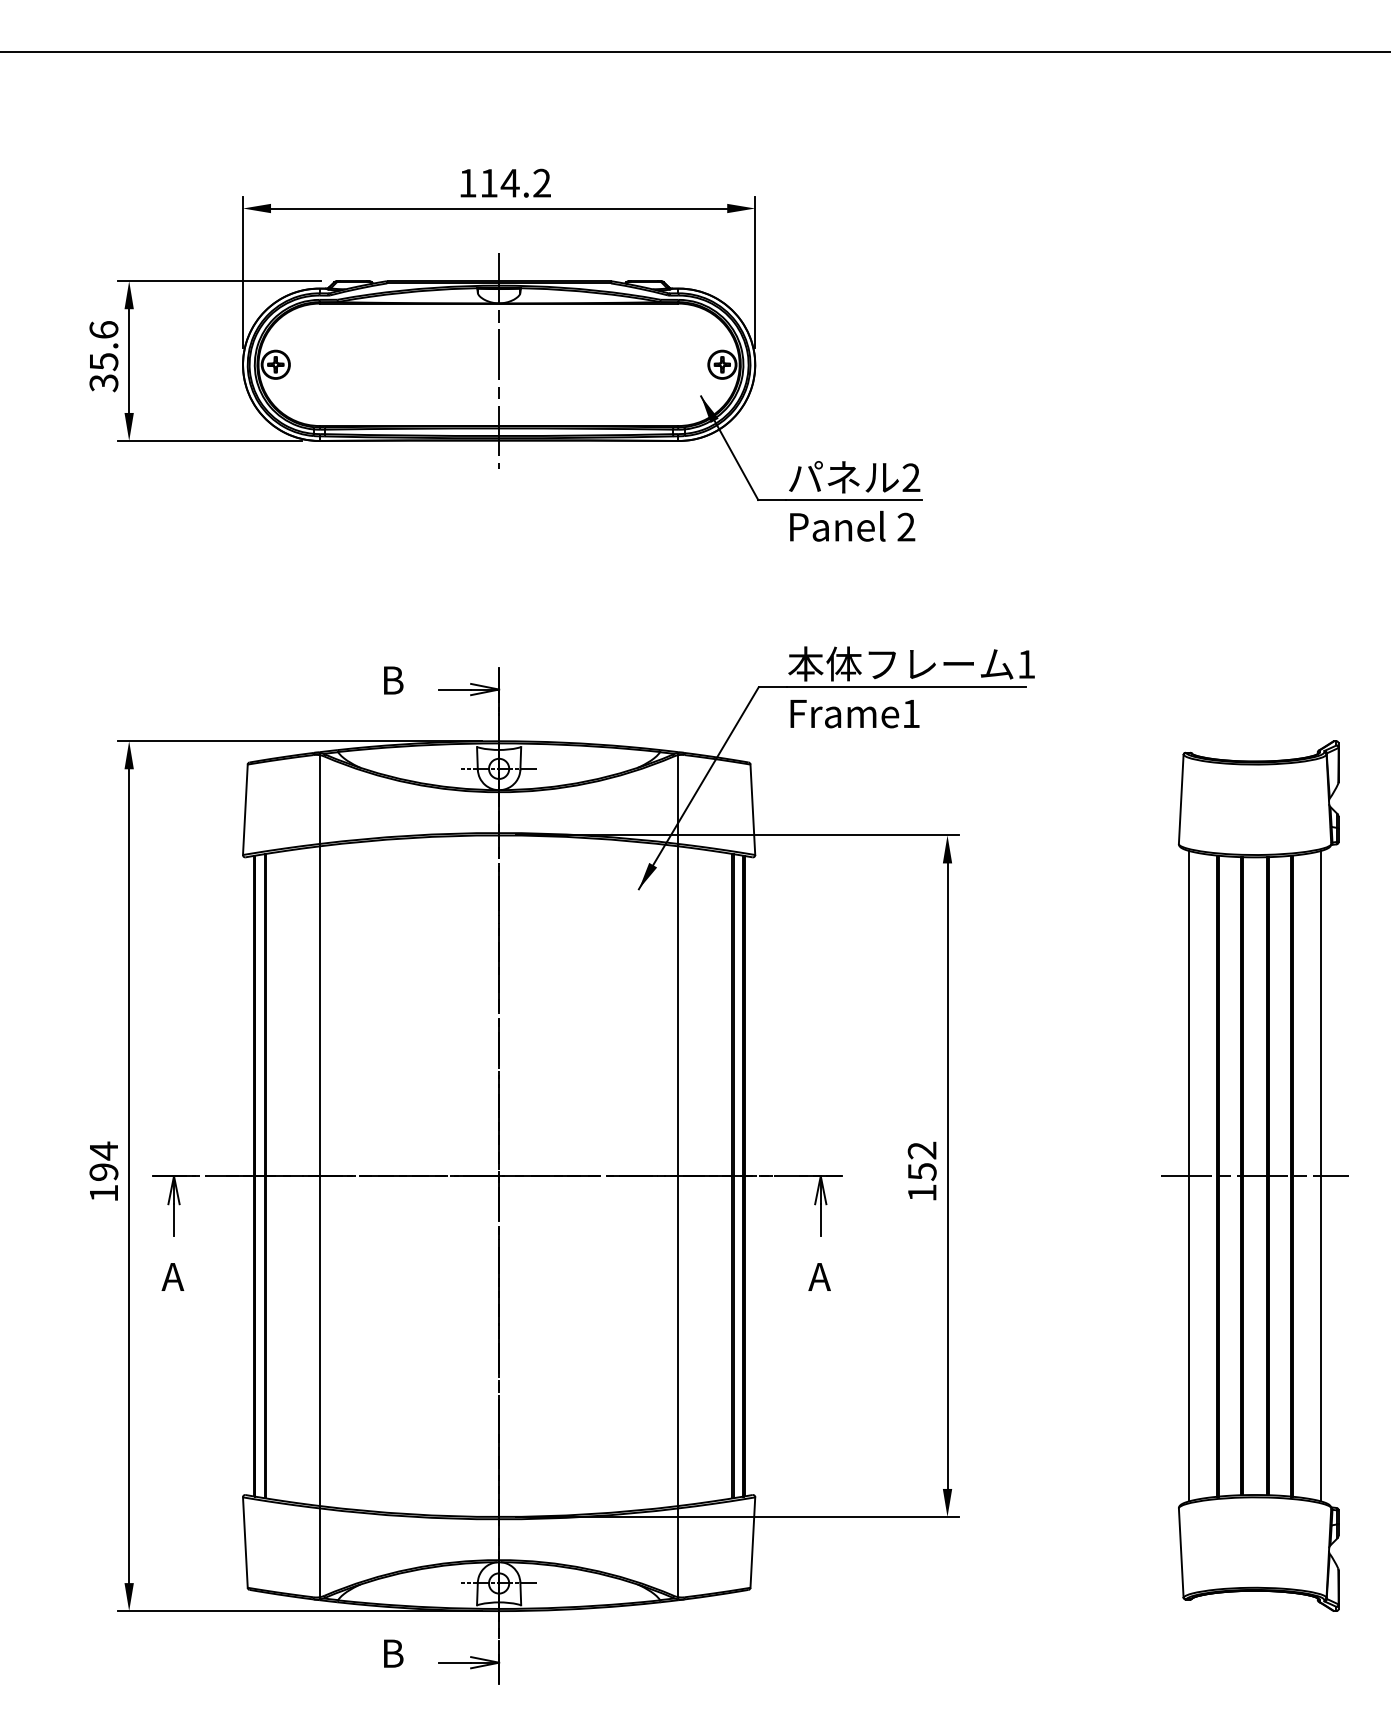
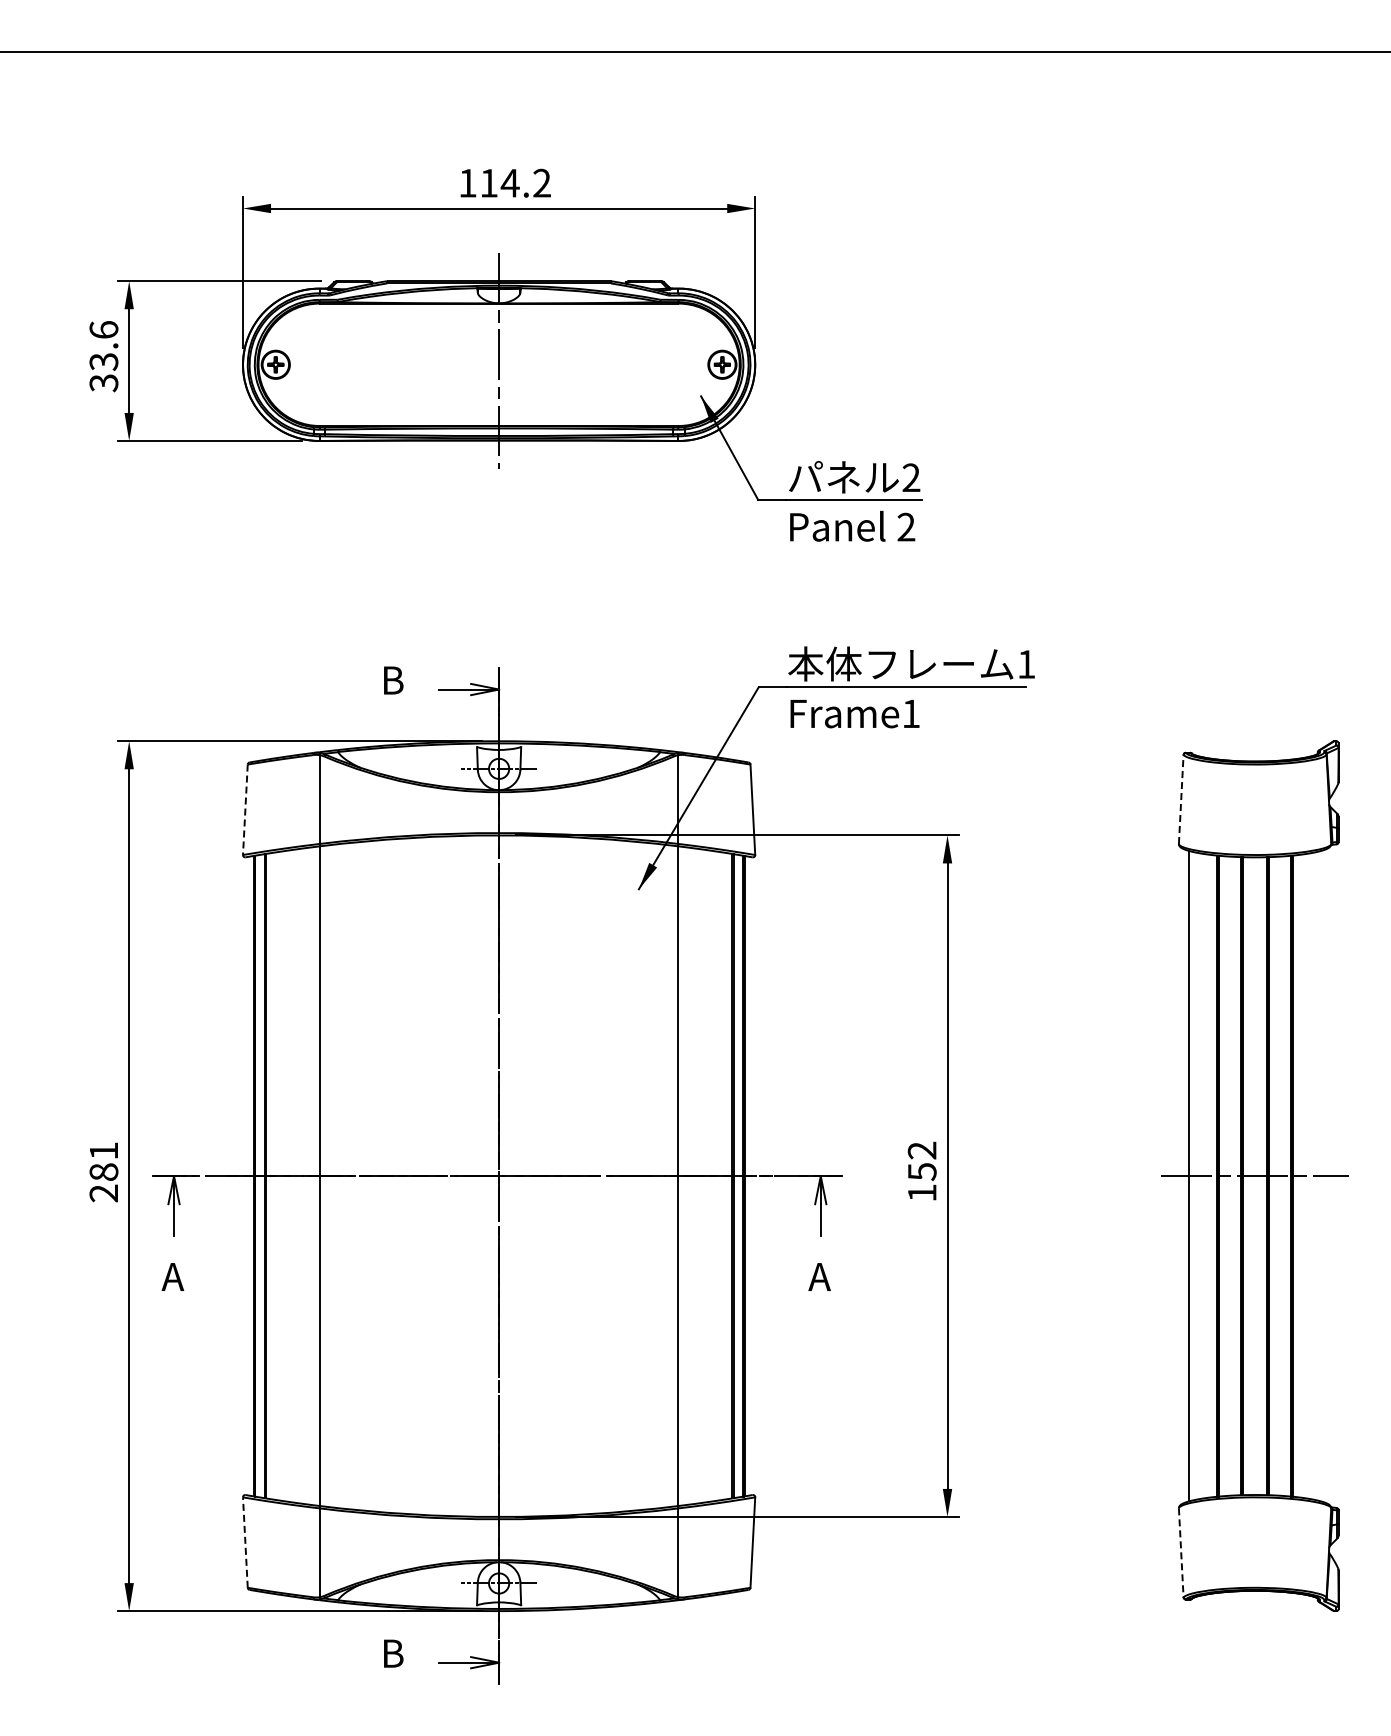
text: 35.6 -> 33.6 (103, 361)
line: solid -> dashed (1181, 799)
line: solid -> dashed (245, 810)
text: 194 -> 281 (103, 1171)
line: present -> none (1321, 1175)
line: solid -> dashed (245, 1542)
line: solid -> dashed (1181, 1553)
